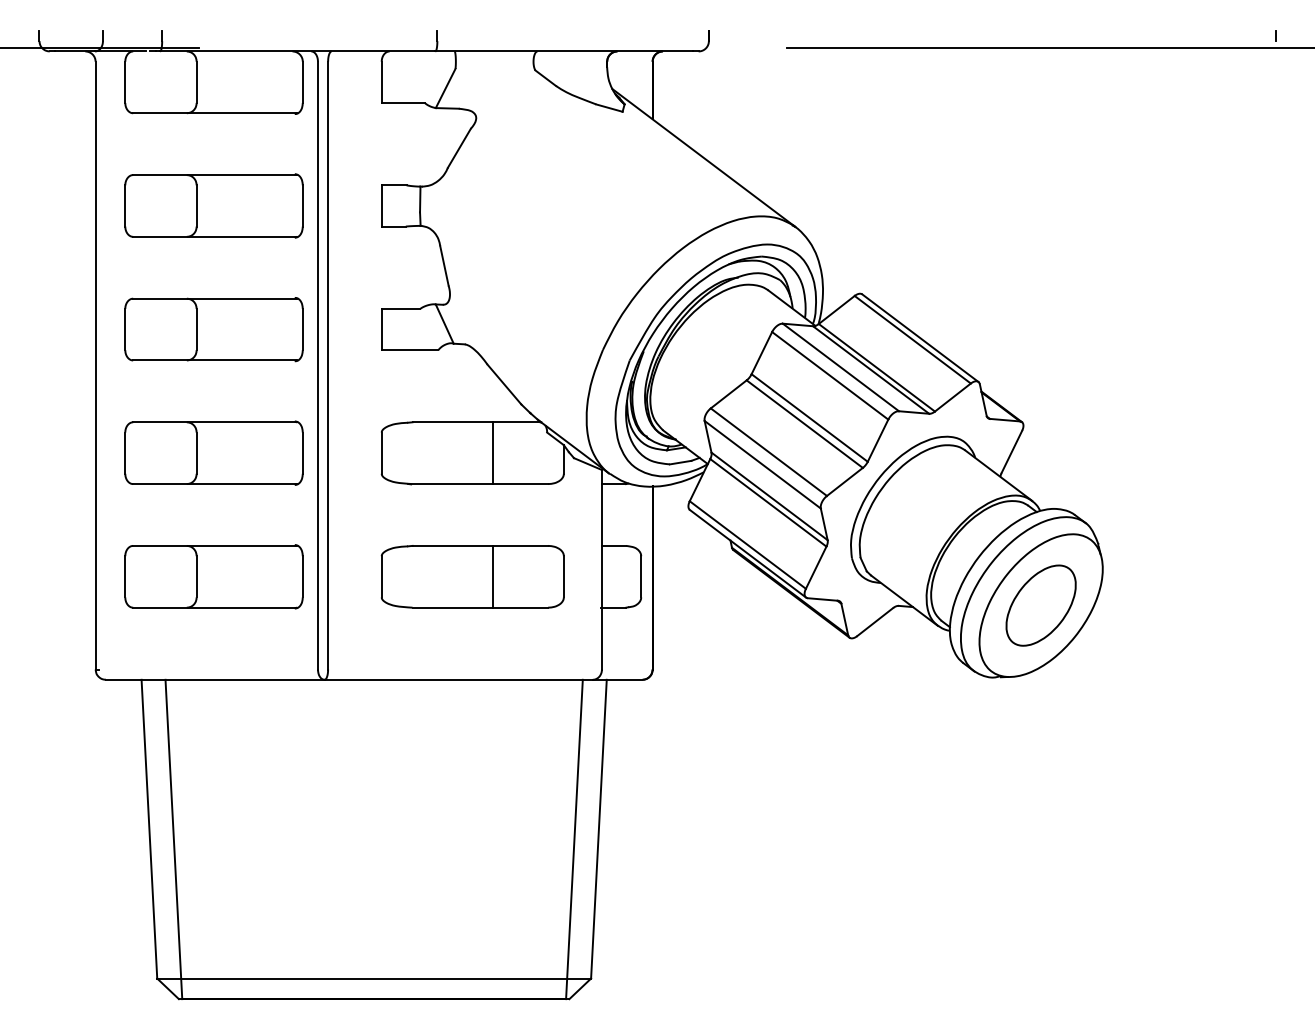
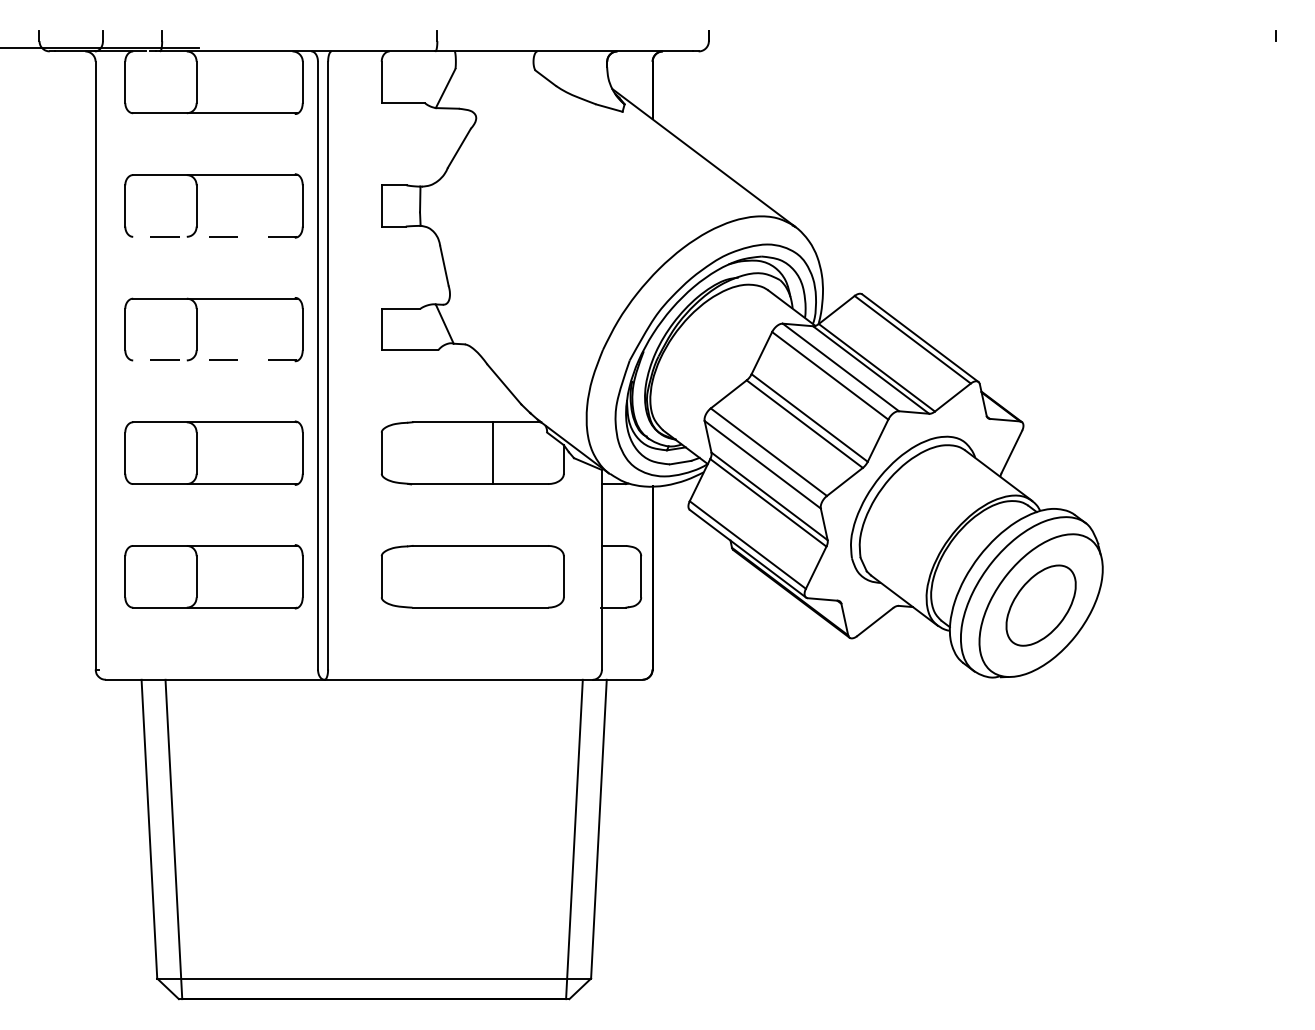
line: present -> none (1048, 47)
line: solid -> dashed (214, 236)
line: solid -> dashed (214, 360)
line: present -> none (492, 576)
